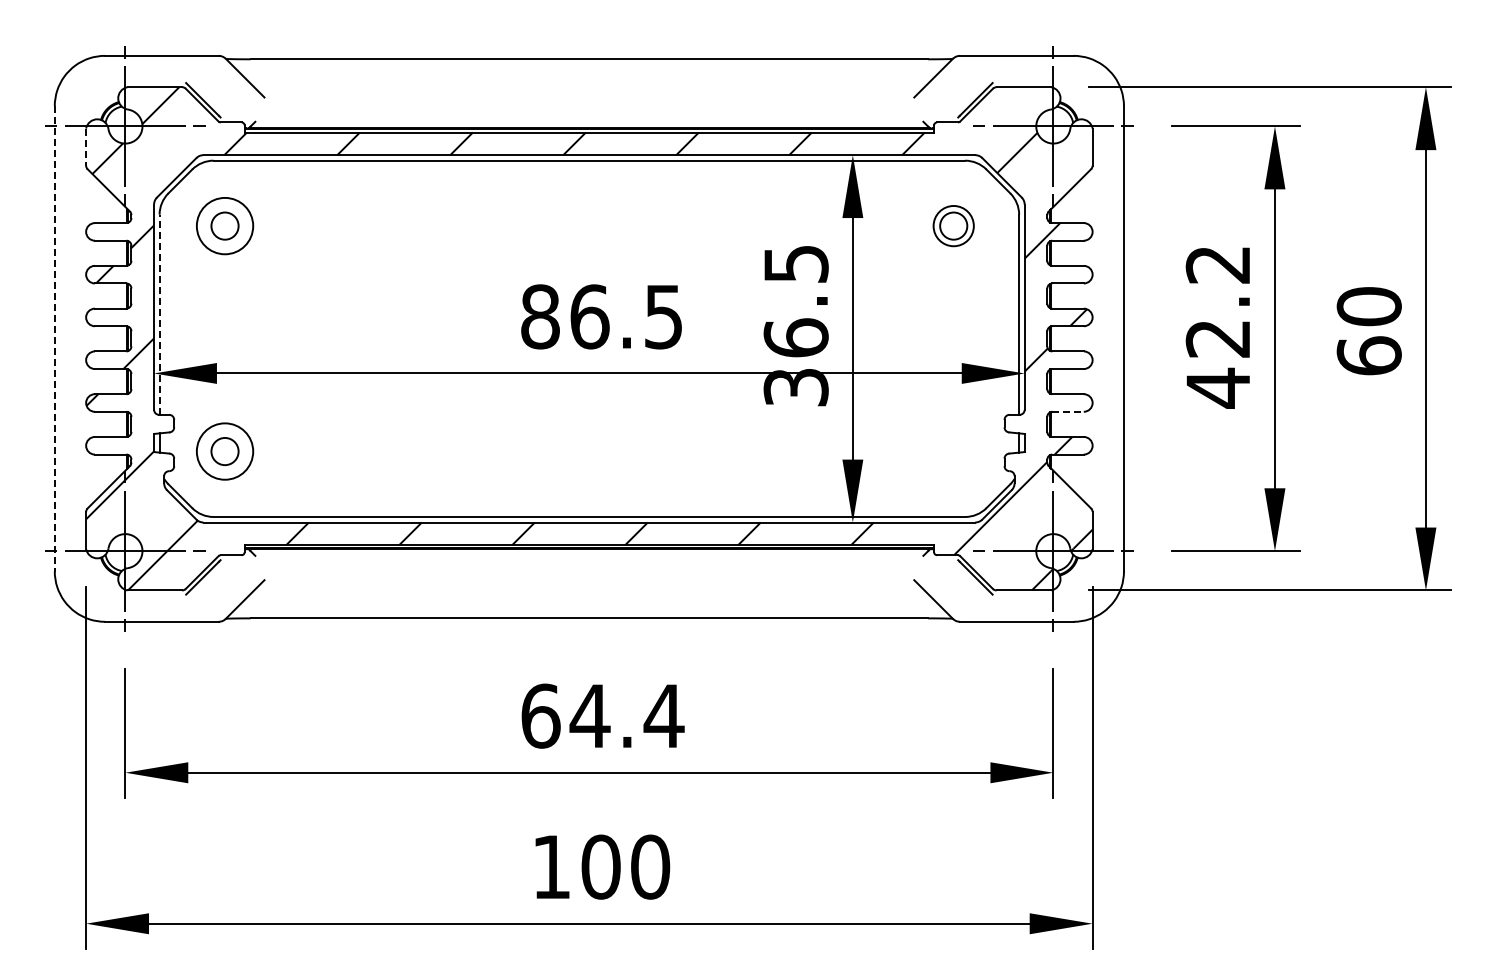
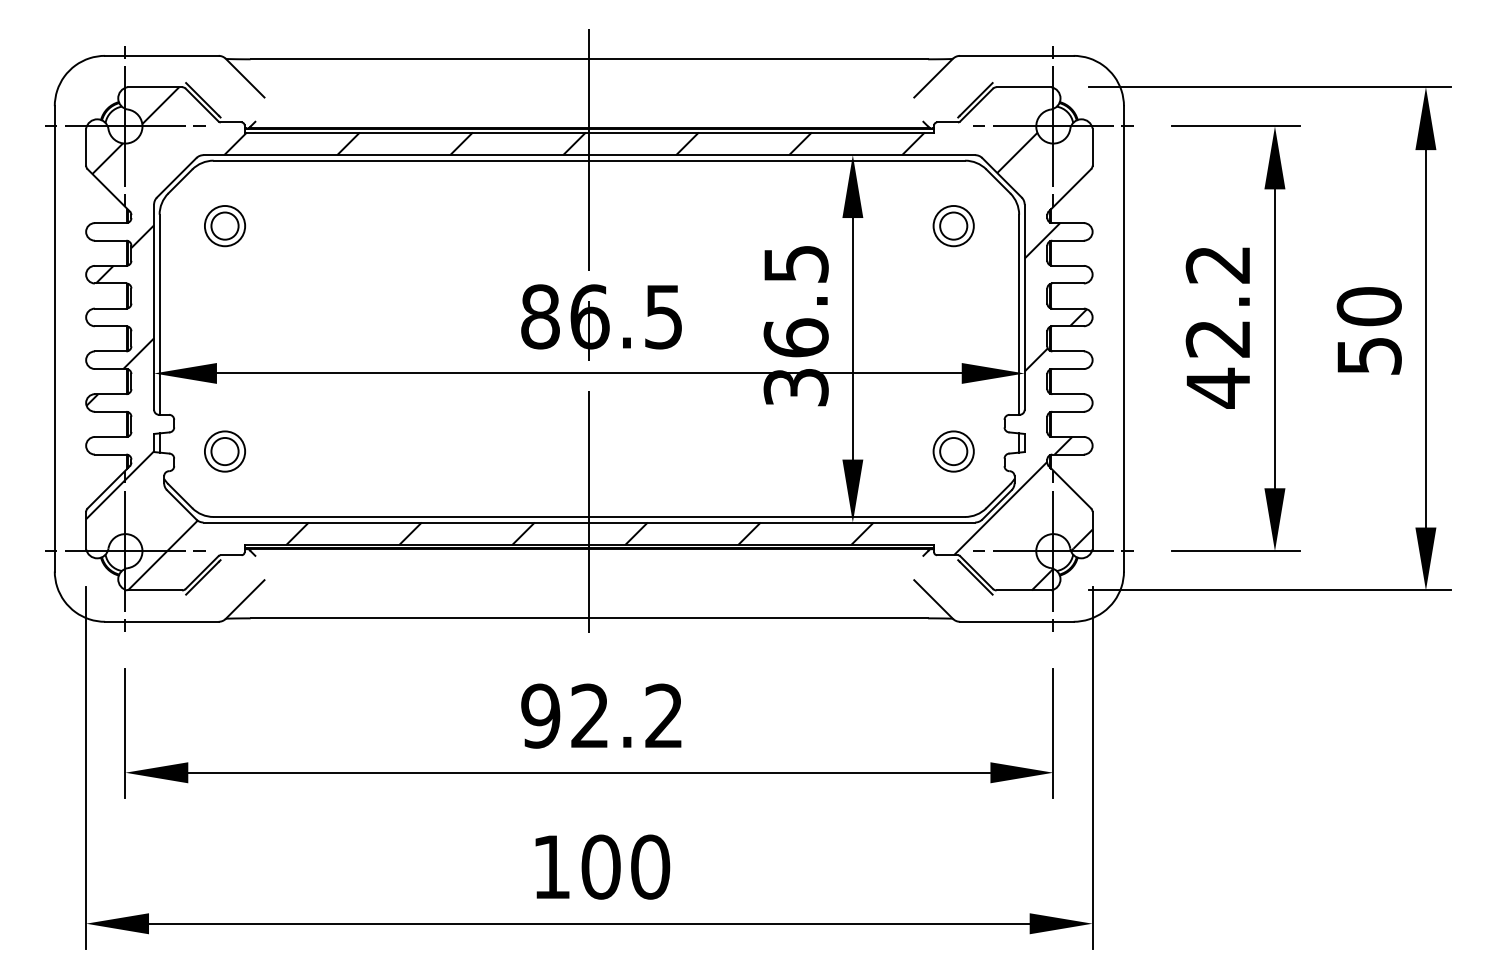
line: dashed -> solid (86, 147)
circle diameter: 56 px -> 40 px (224, 225)
line: dashed -> solid (159, 314)
line: dashed -> solid (54, 338)
line: none -> present (589, 338)
text: 60 -> 50 (1368, 355)
line: dashed -> solid (1068, 411)
circle diameter: 56 px -> 40 px (224, 451)
part: none -> present (953, 451)
text: 64.4 -> 92.2 (602, 715)
